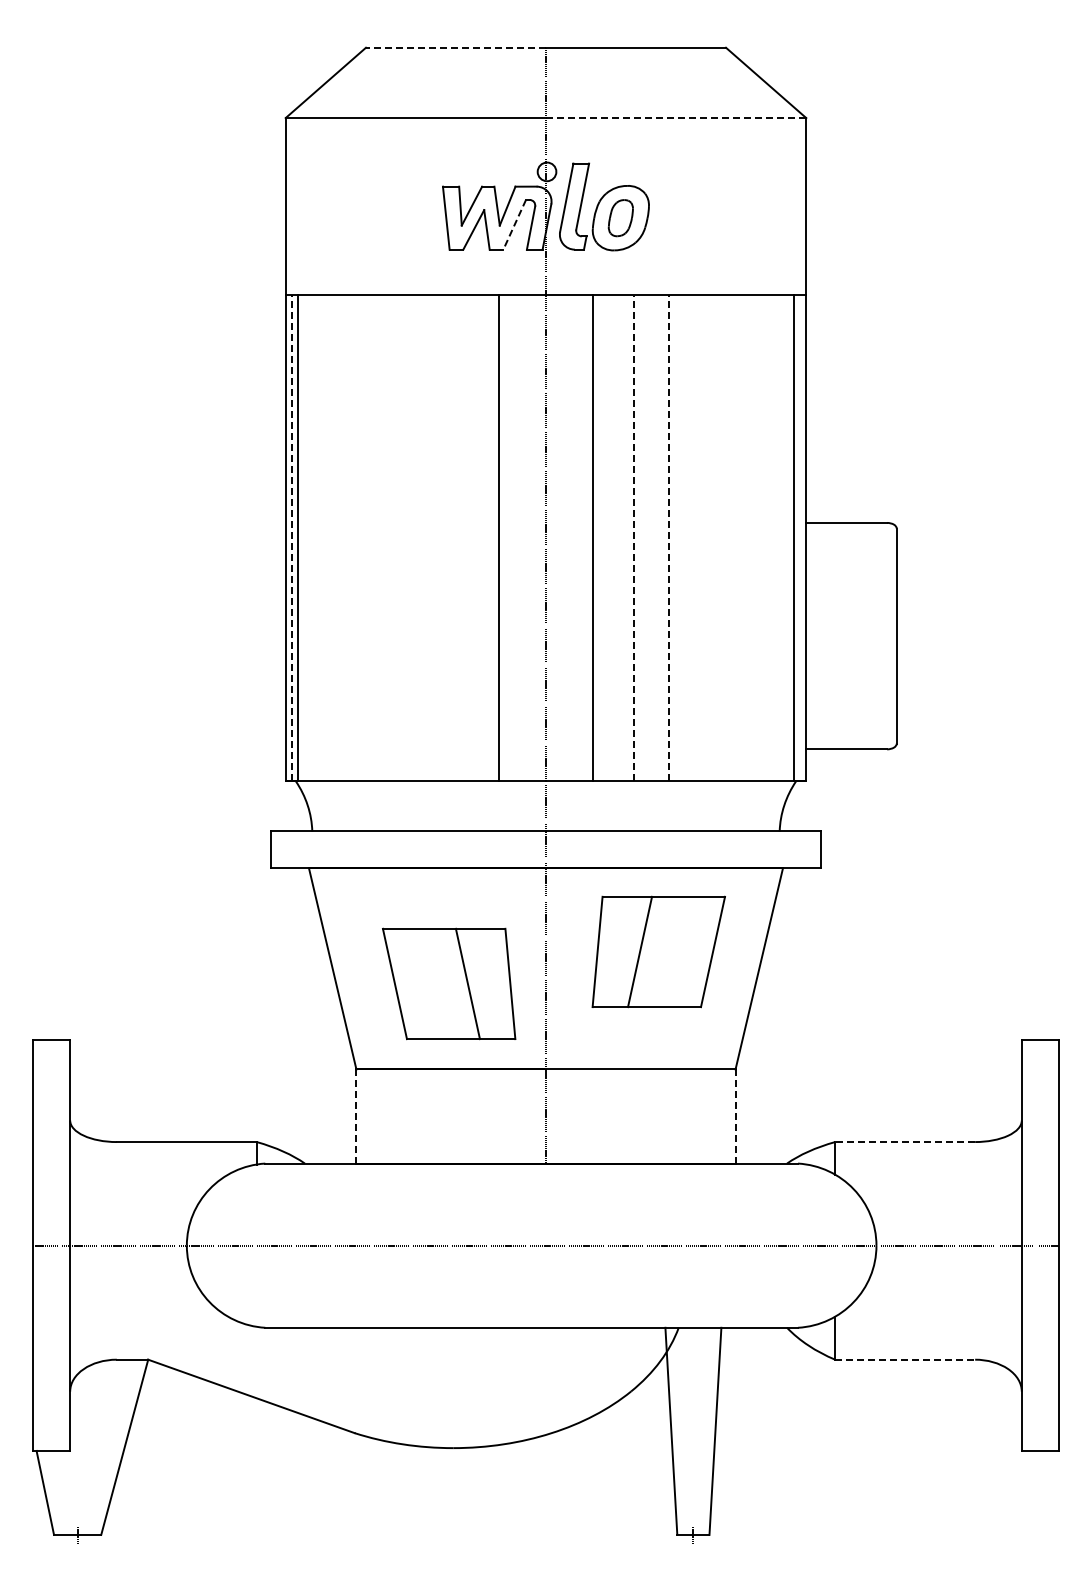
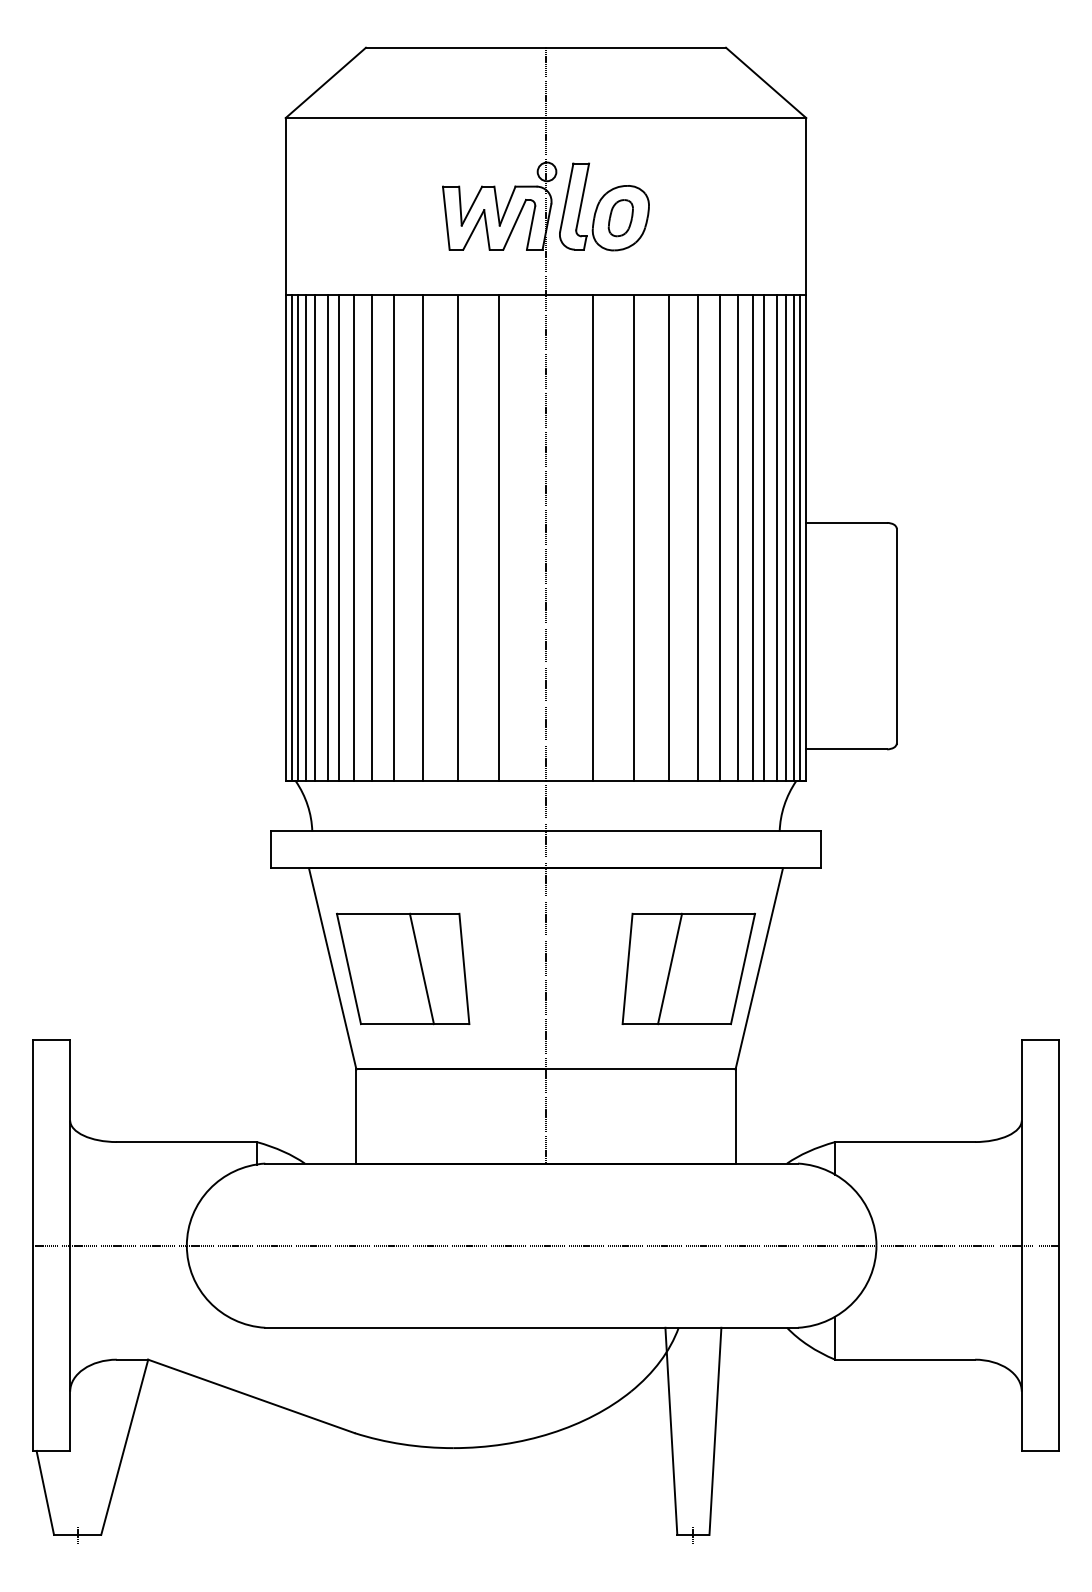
line: dashed -> solid (455, 47)
line: dashed -> solid (676, 118)
line: dashed -> solid (514, 225)
line: dashed -> solid (292, 537)
line: dashed -> solid (669, 537)
line: none -> present (306, 538)
line: none -> present (315, 538)
line: none -> present (327, 538)
line: none -> present (339, 538)
line: none -> present (353, 538)
line: none -> present (371, 538)
line: none -> present (394, 538)
line: none -> present (422, 538)
line: none -> present (458, 538)
line: dashed -> solid (633, 538)
line: none -> present (697, 538)
line: none -> present (720, 538)
line: none -> present (738, 538)
line: none -> present (752, 538)
line: none -> present (764, 538)
line: none -> present (776, 538)
line: none -> present (785, 538)
line: none -> present (799, 538)
part position: (658, 951) -> (688, 968) (688, 968)
part position: (449, 983) -> (403, 968) (403, 968)
line: dashed -> solid (735, 1116)
line: dashed -> solid (356, 1117)
line: dashed -> solid (905, 1142)
line: dashed -> solid (905, 1359)
